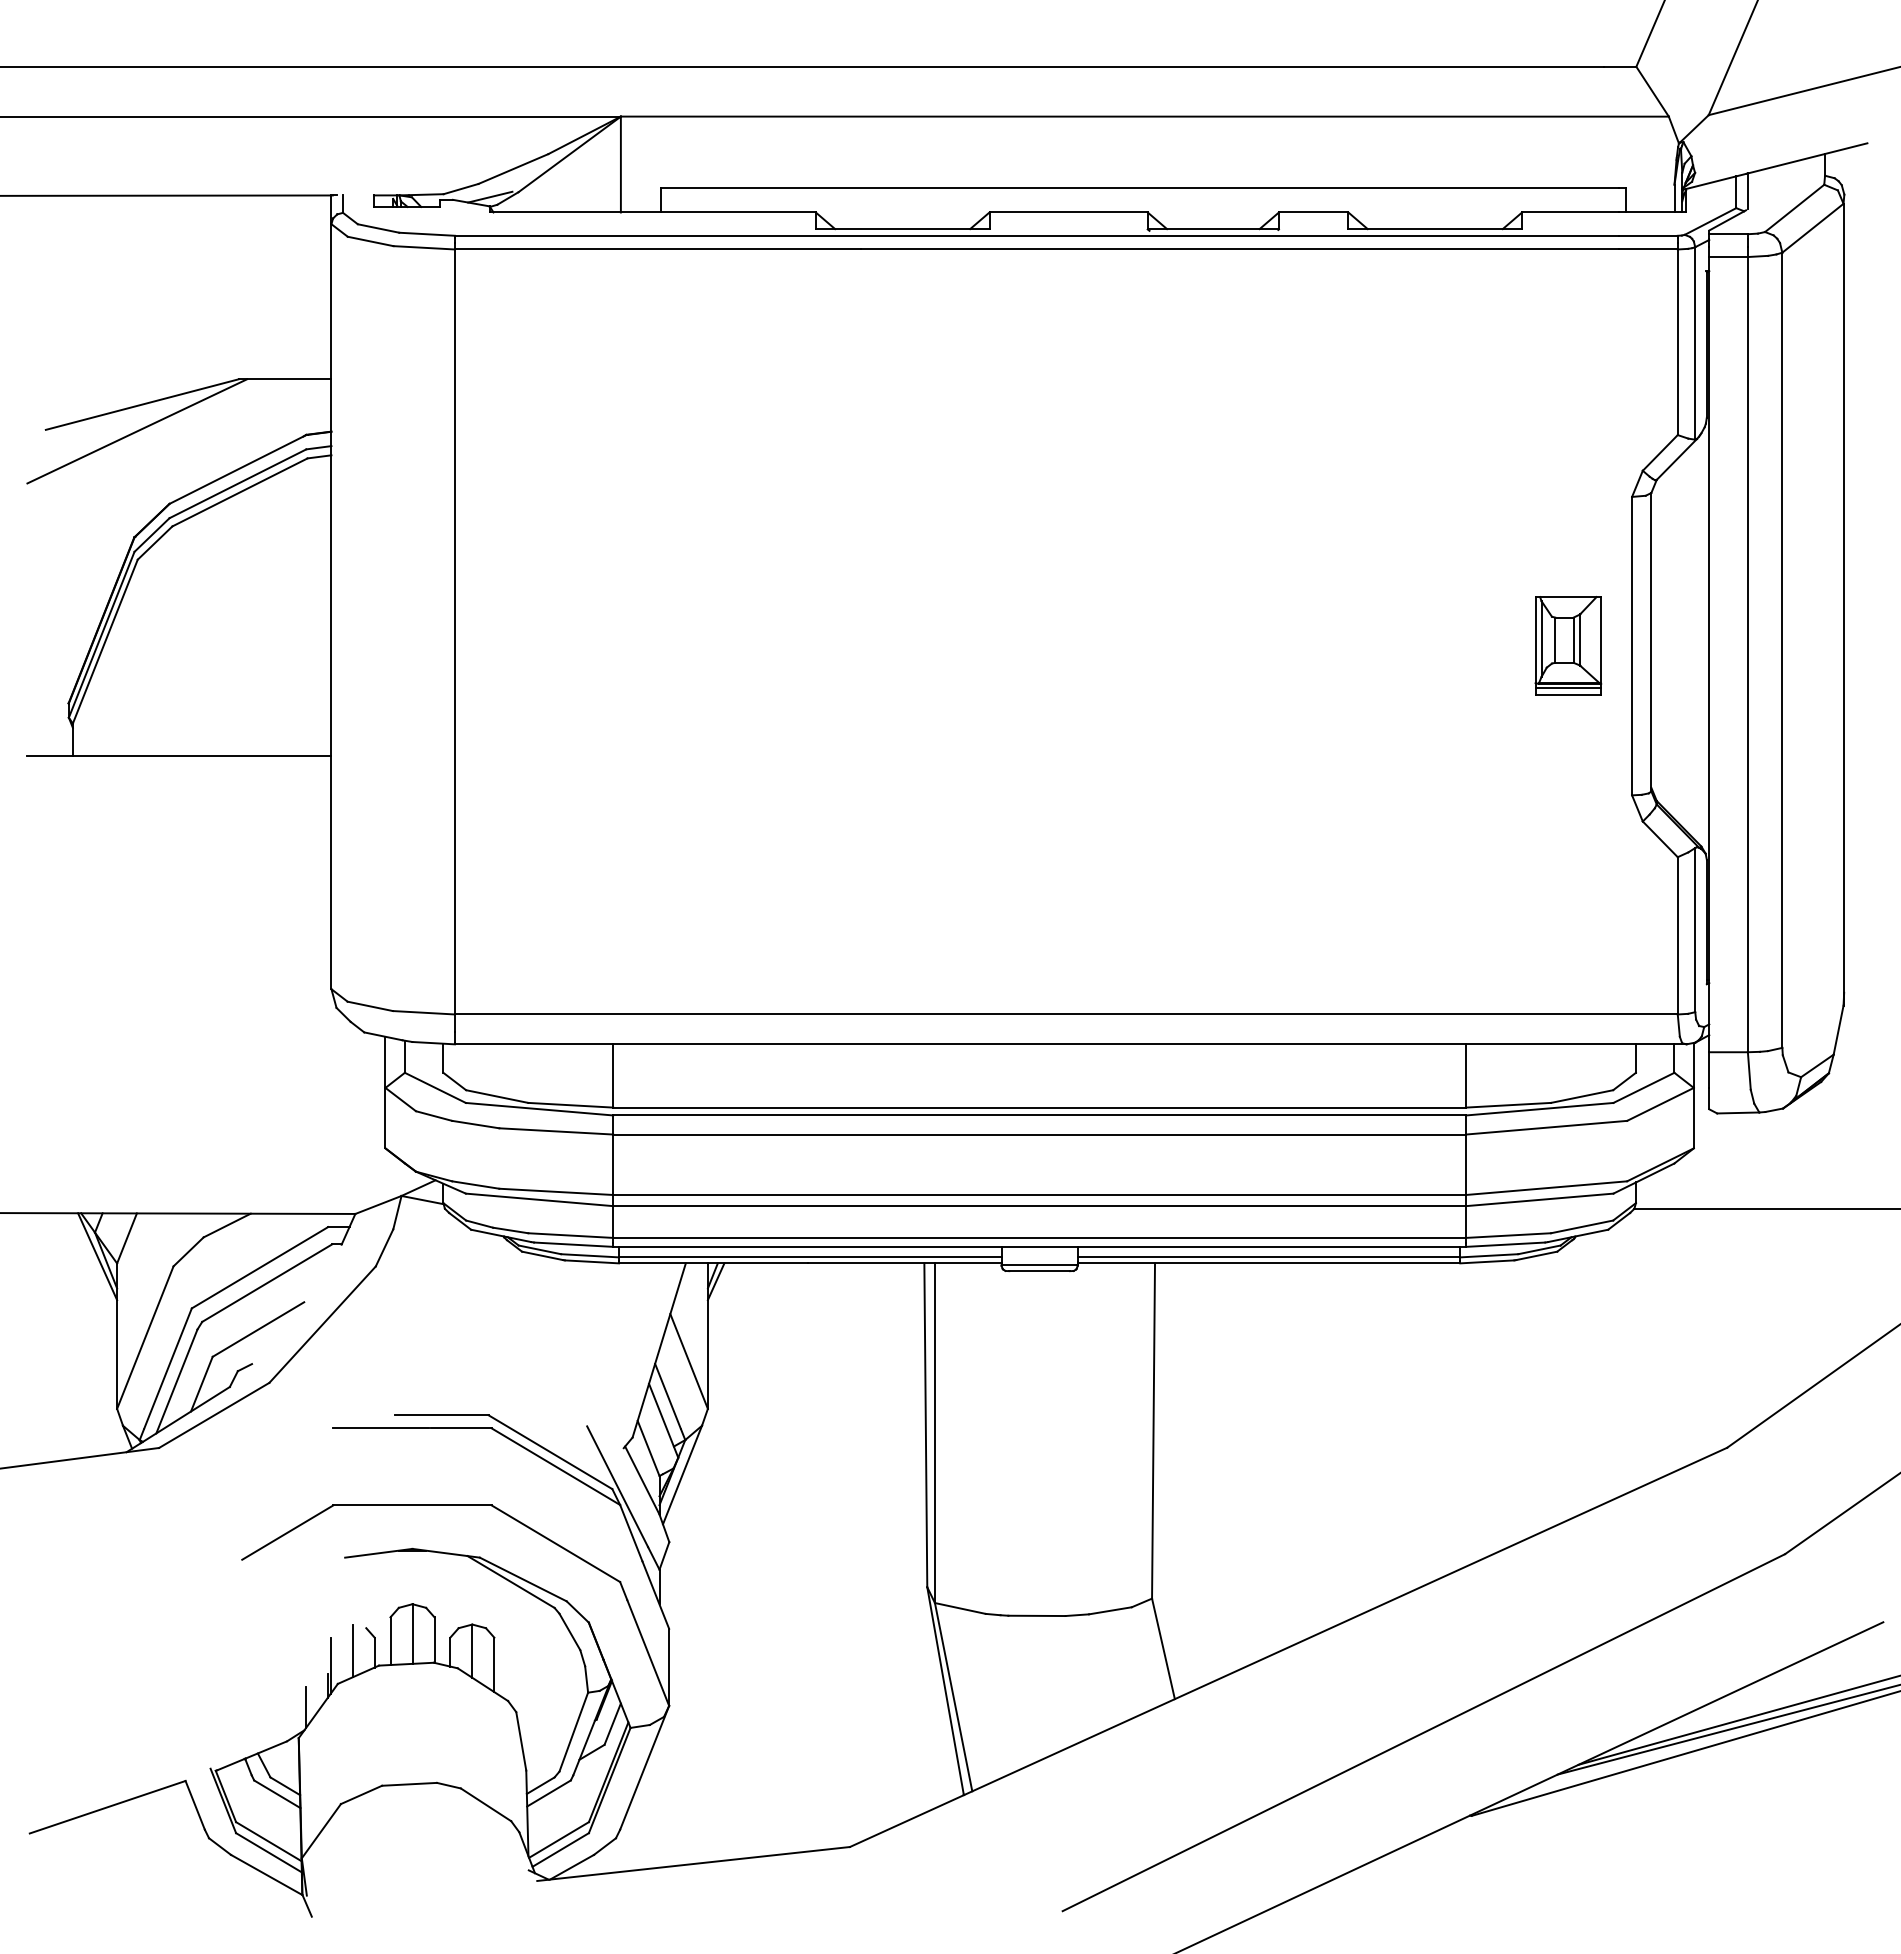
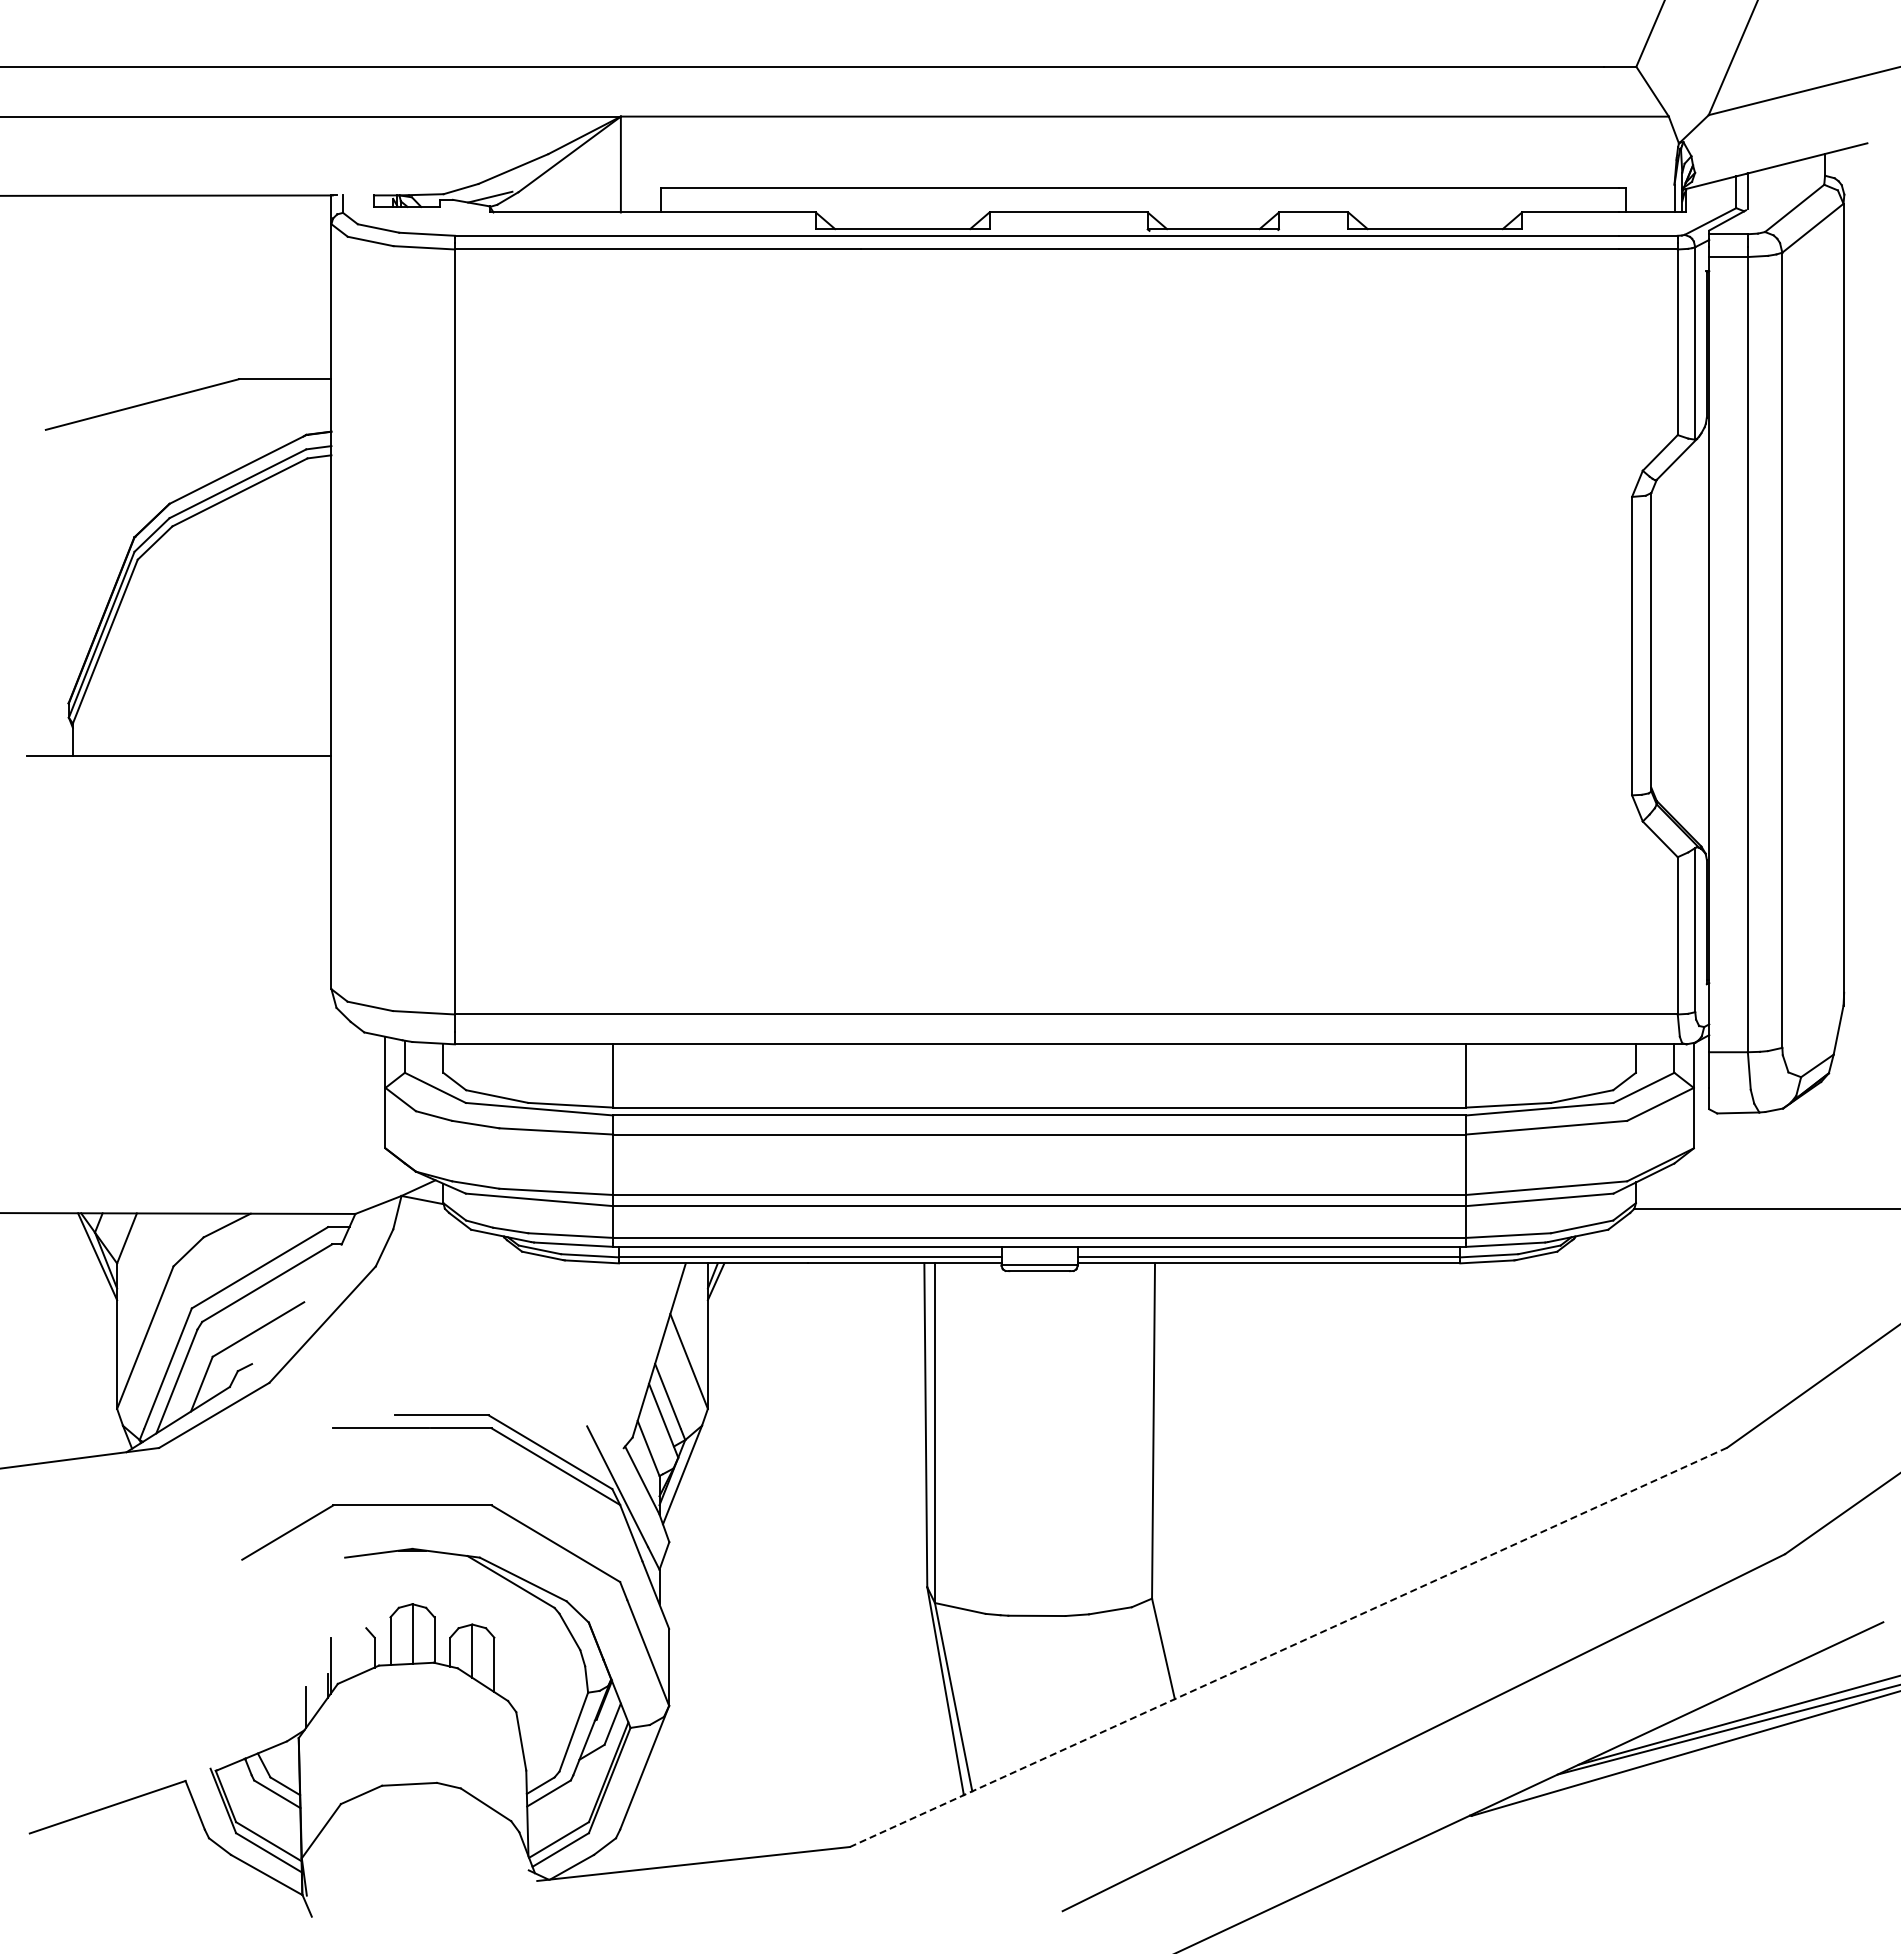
line: present -> none (137, 431)
part: present -> none (1568, 645)
line: solid -> dashed (1288, 1647)
line: present -> none (352, 1650)
